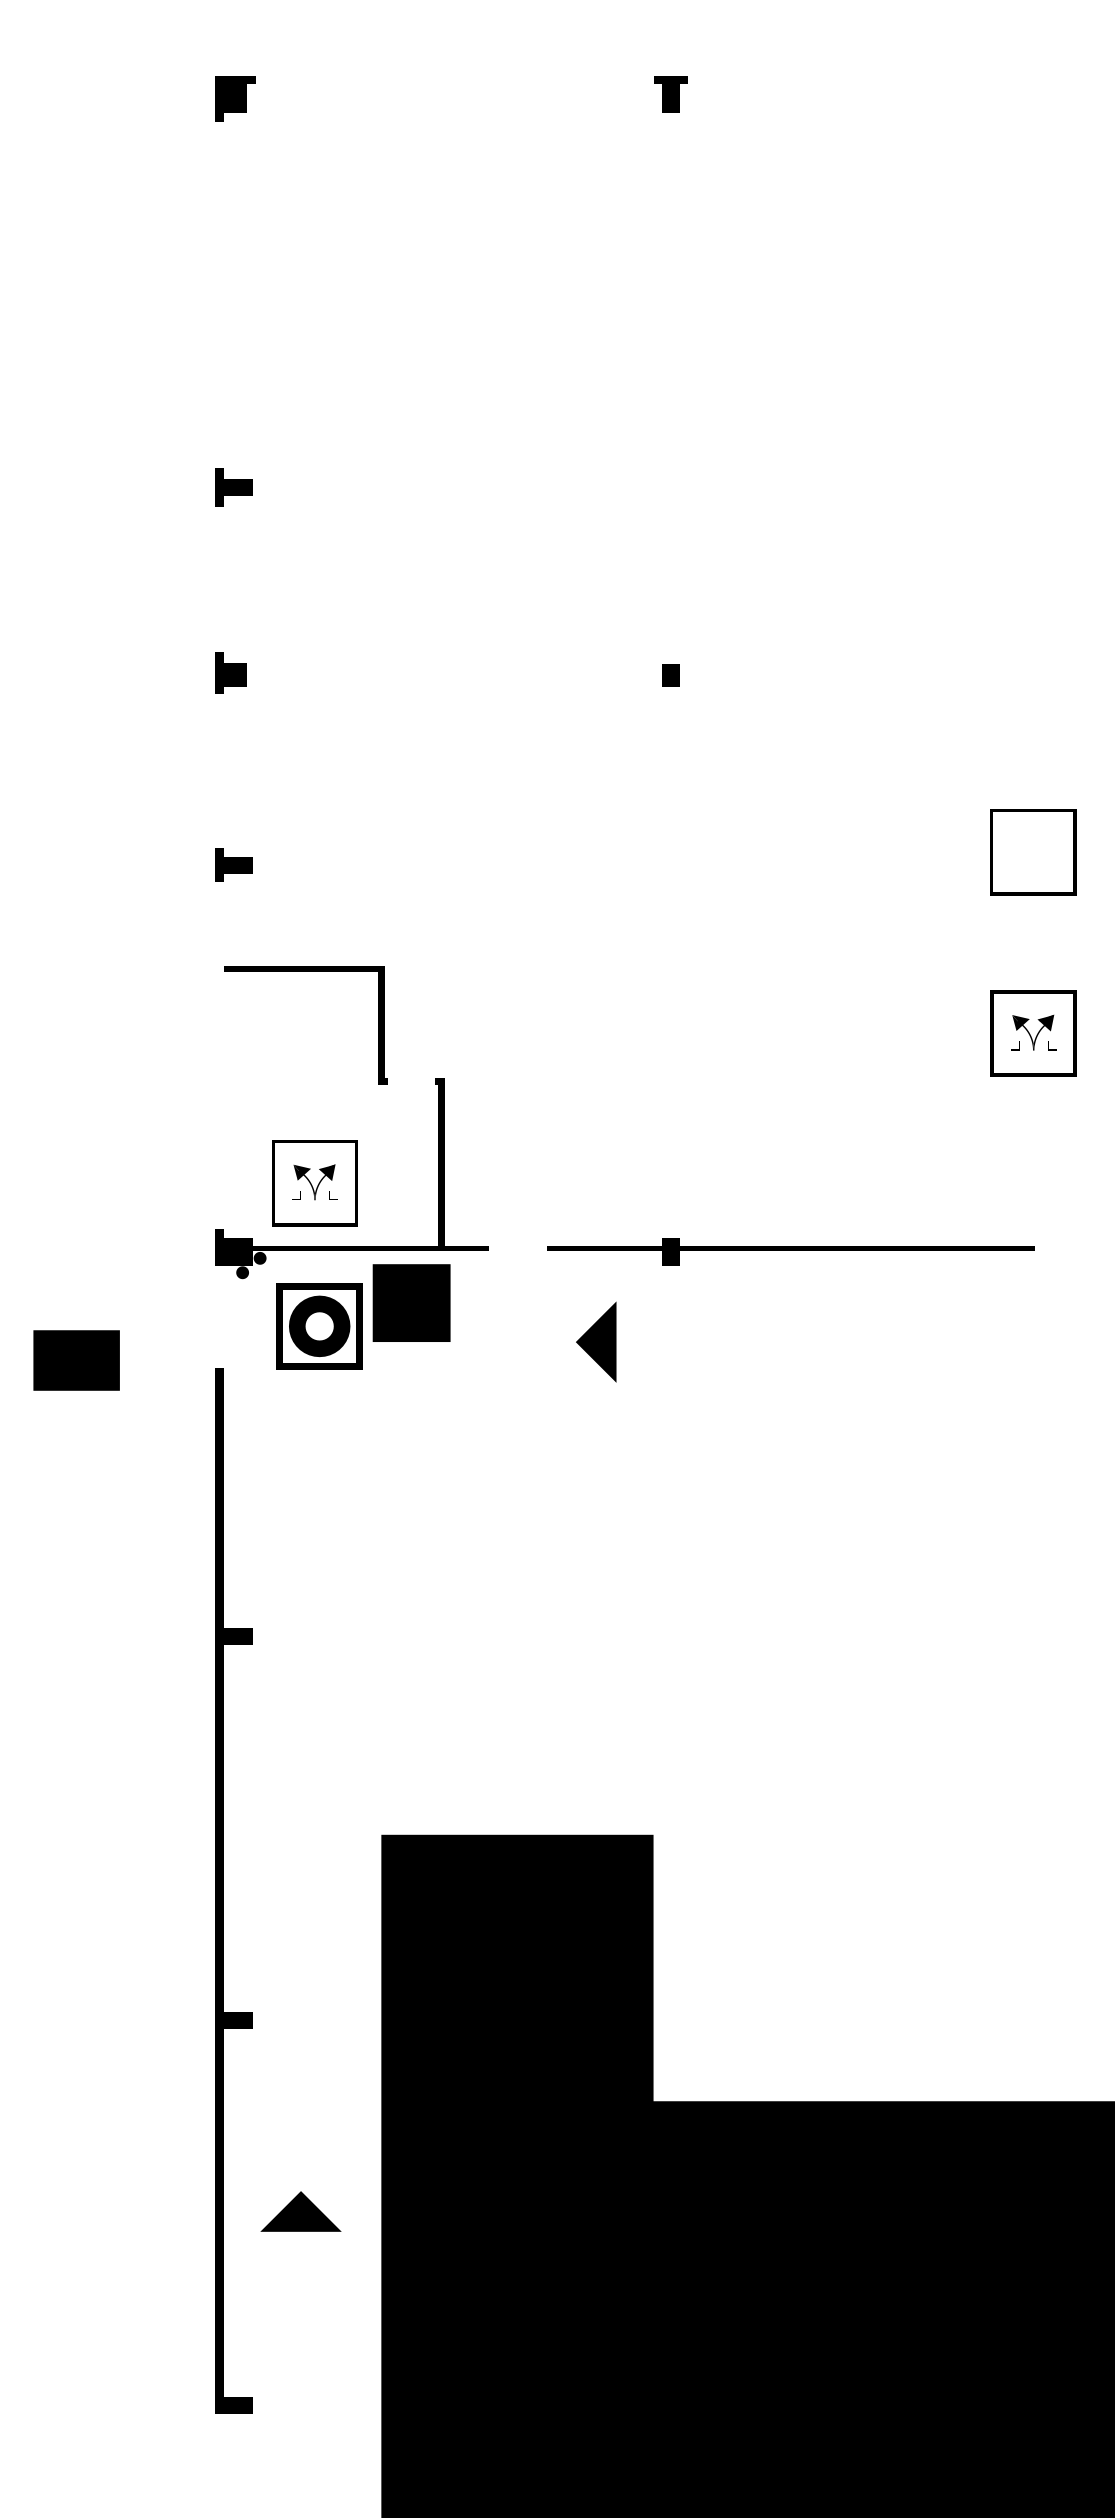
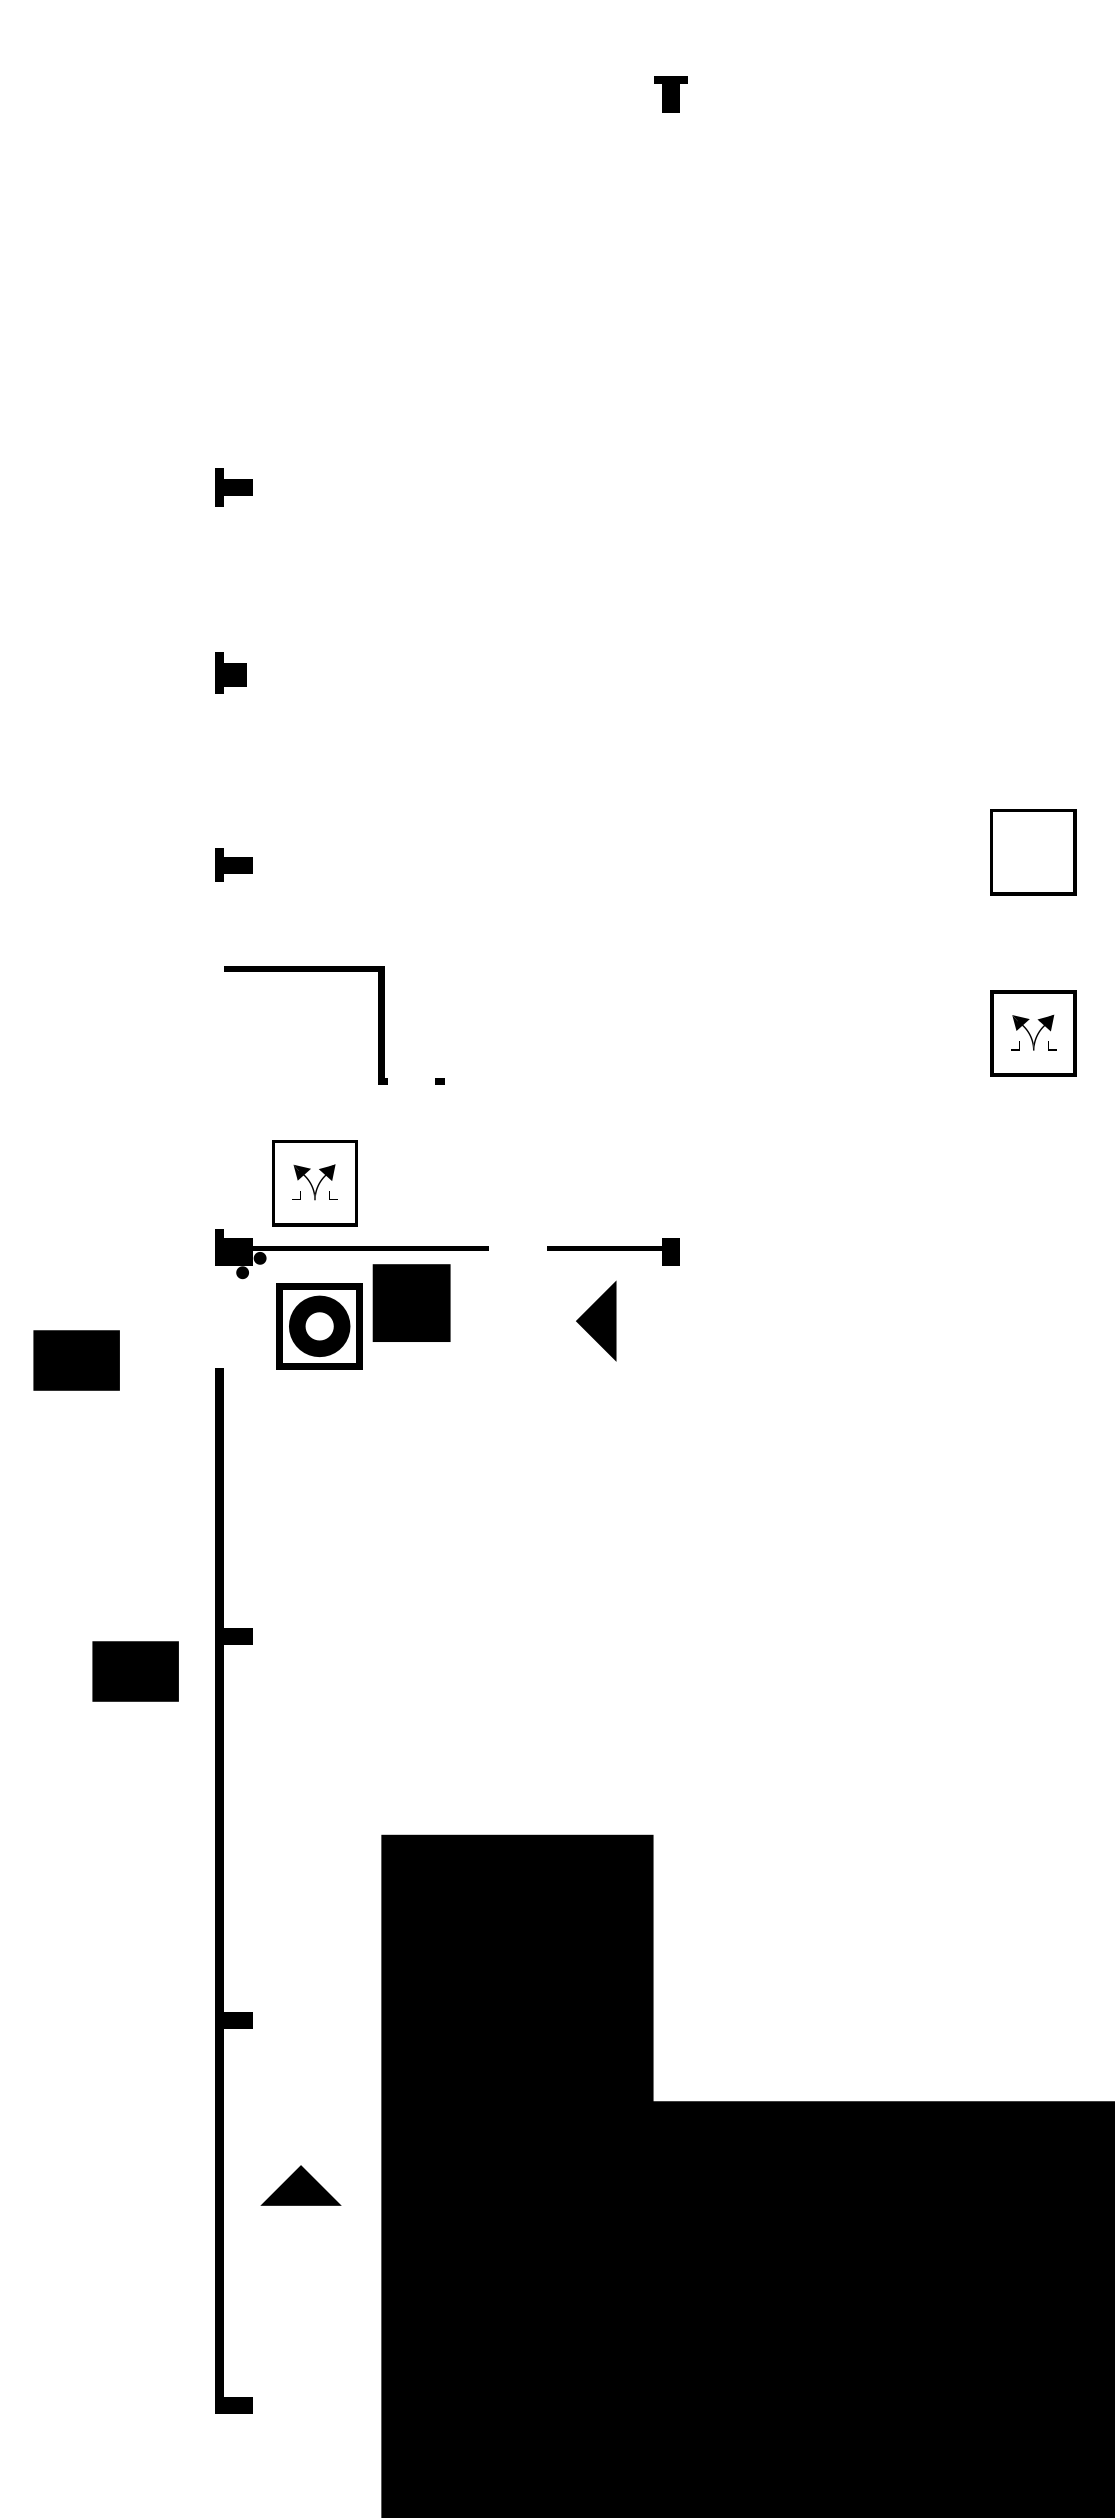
part: present -> none (235, 98)
fill: present -> none (670, 674)
fill: present -> none (441, 1164)
fill: present -> none (856, 1248)
part position: (596, 1341) -> (596, 1320) (596, 1320)
part: none -> present (135, 1671)
part position: (300, 2211) -> (300, 2185) (300, 2185)
